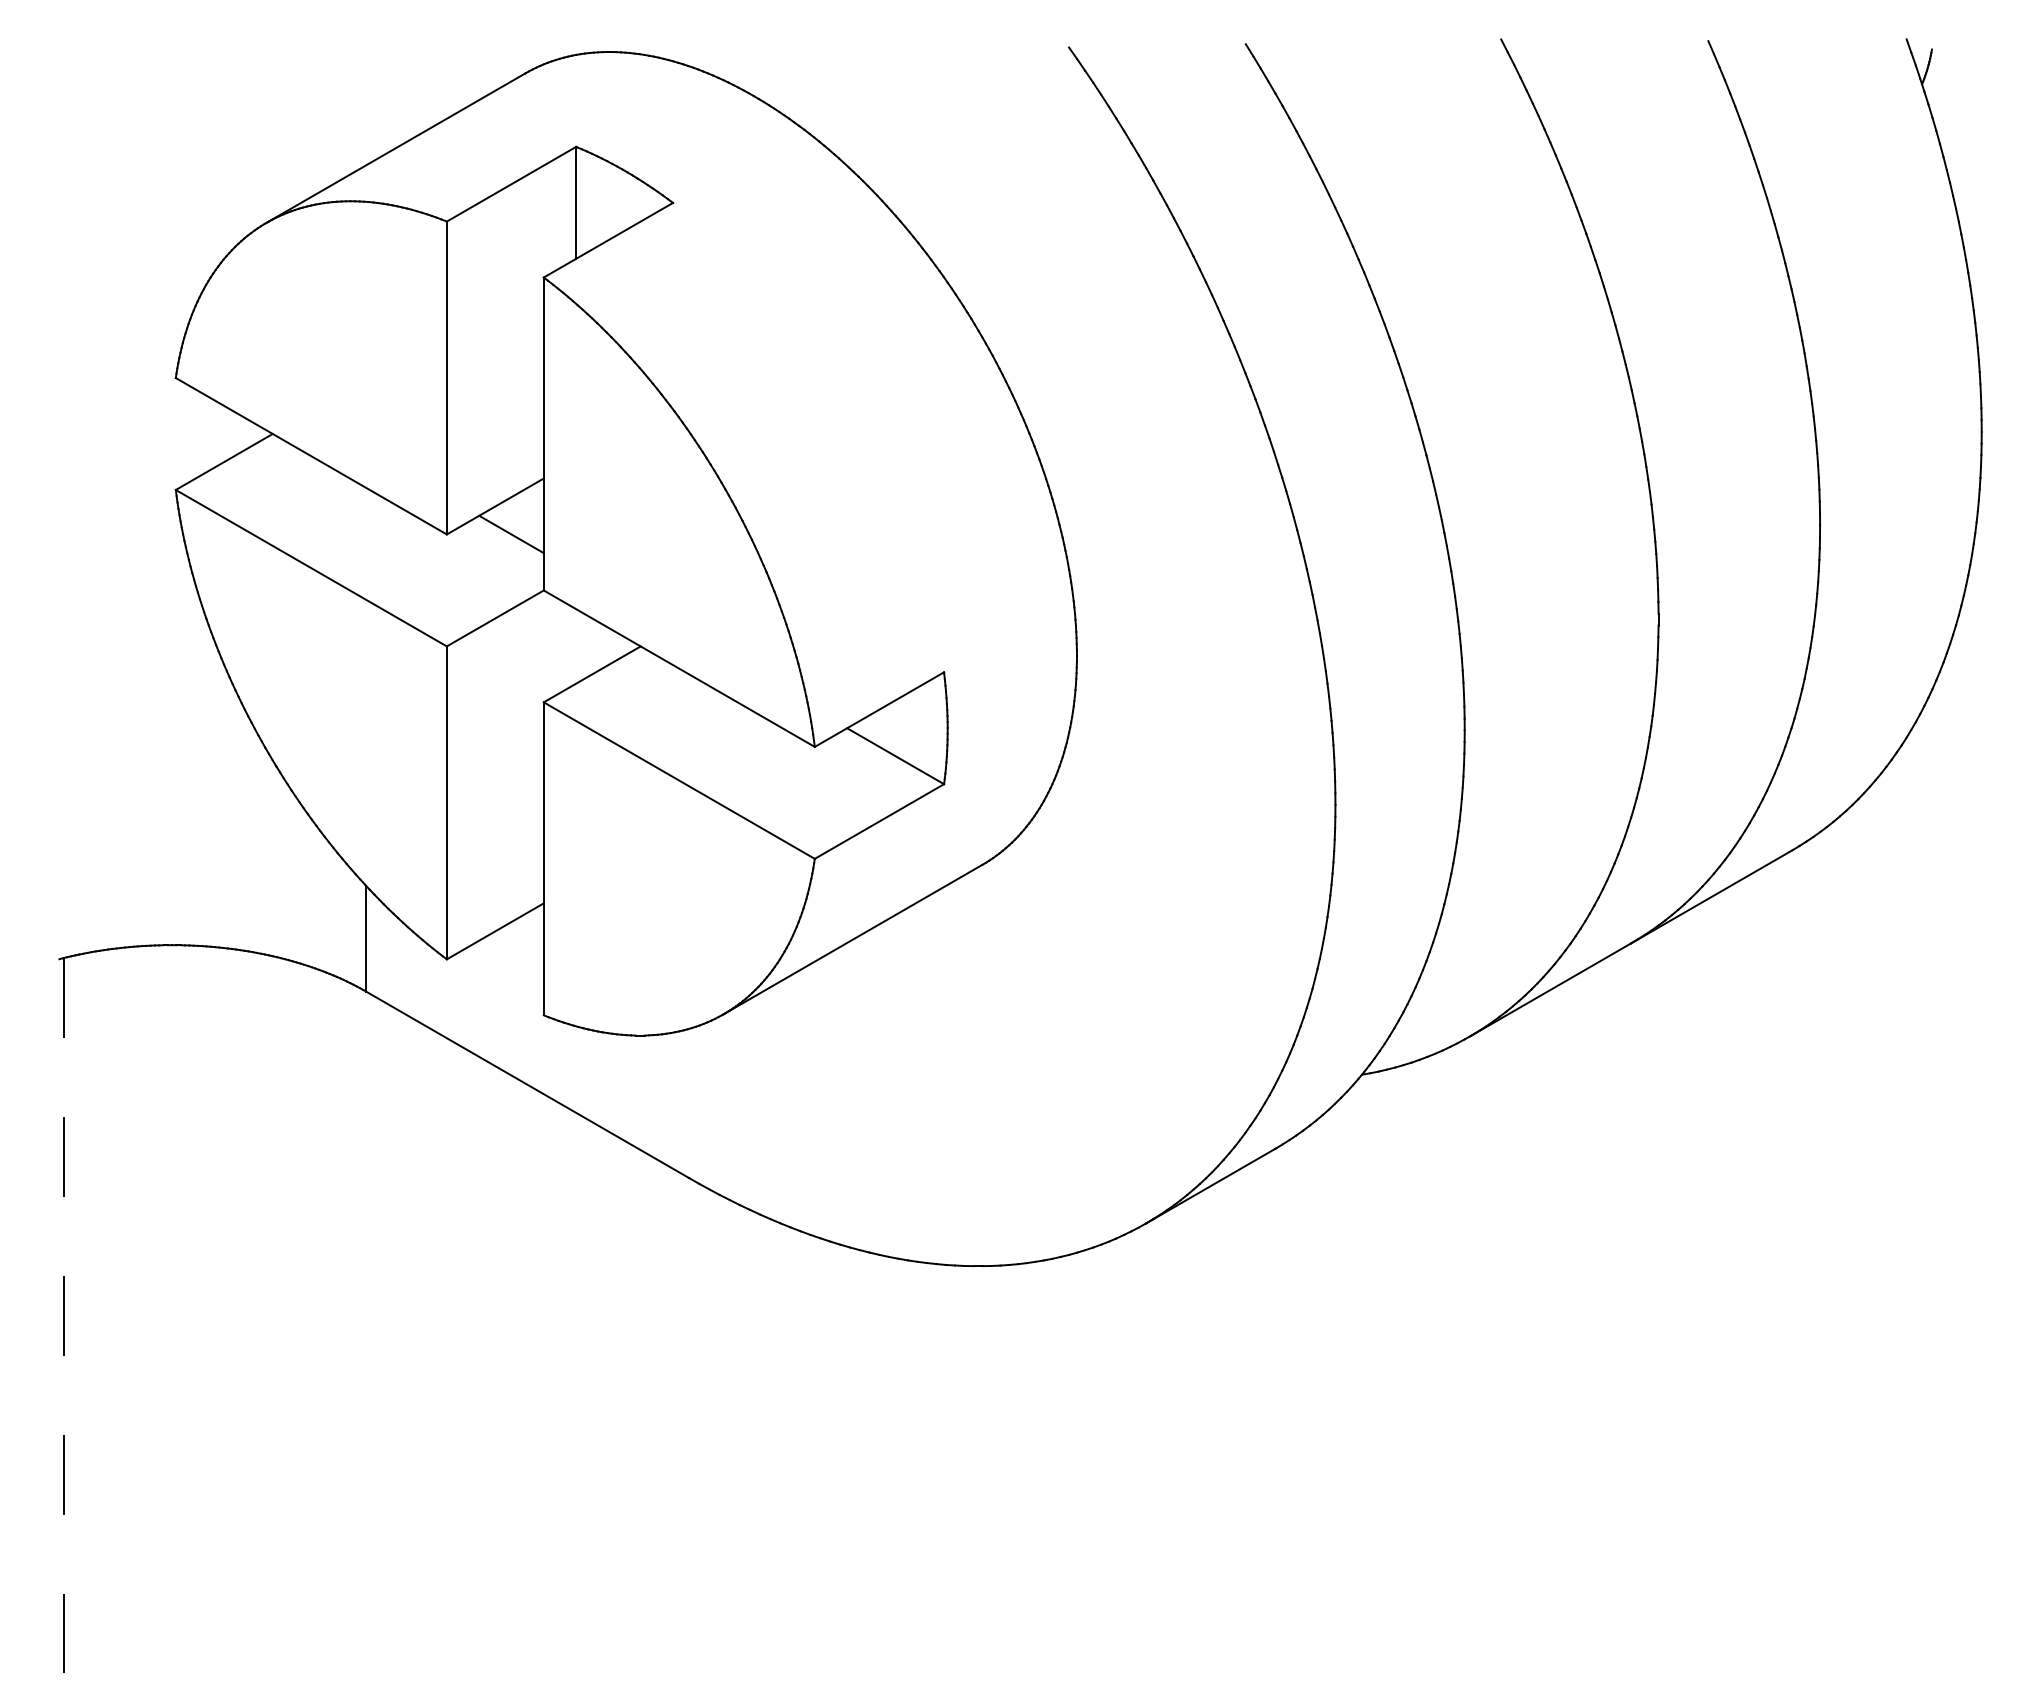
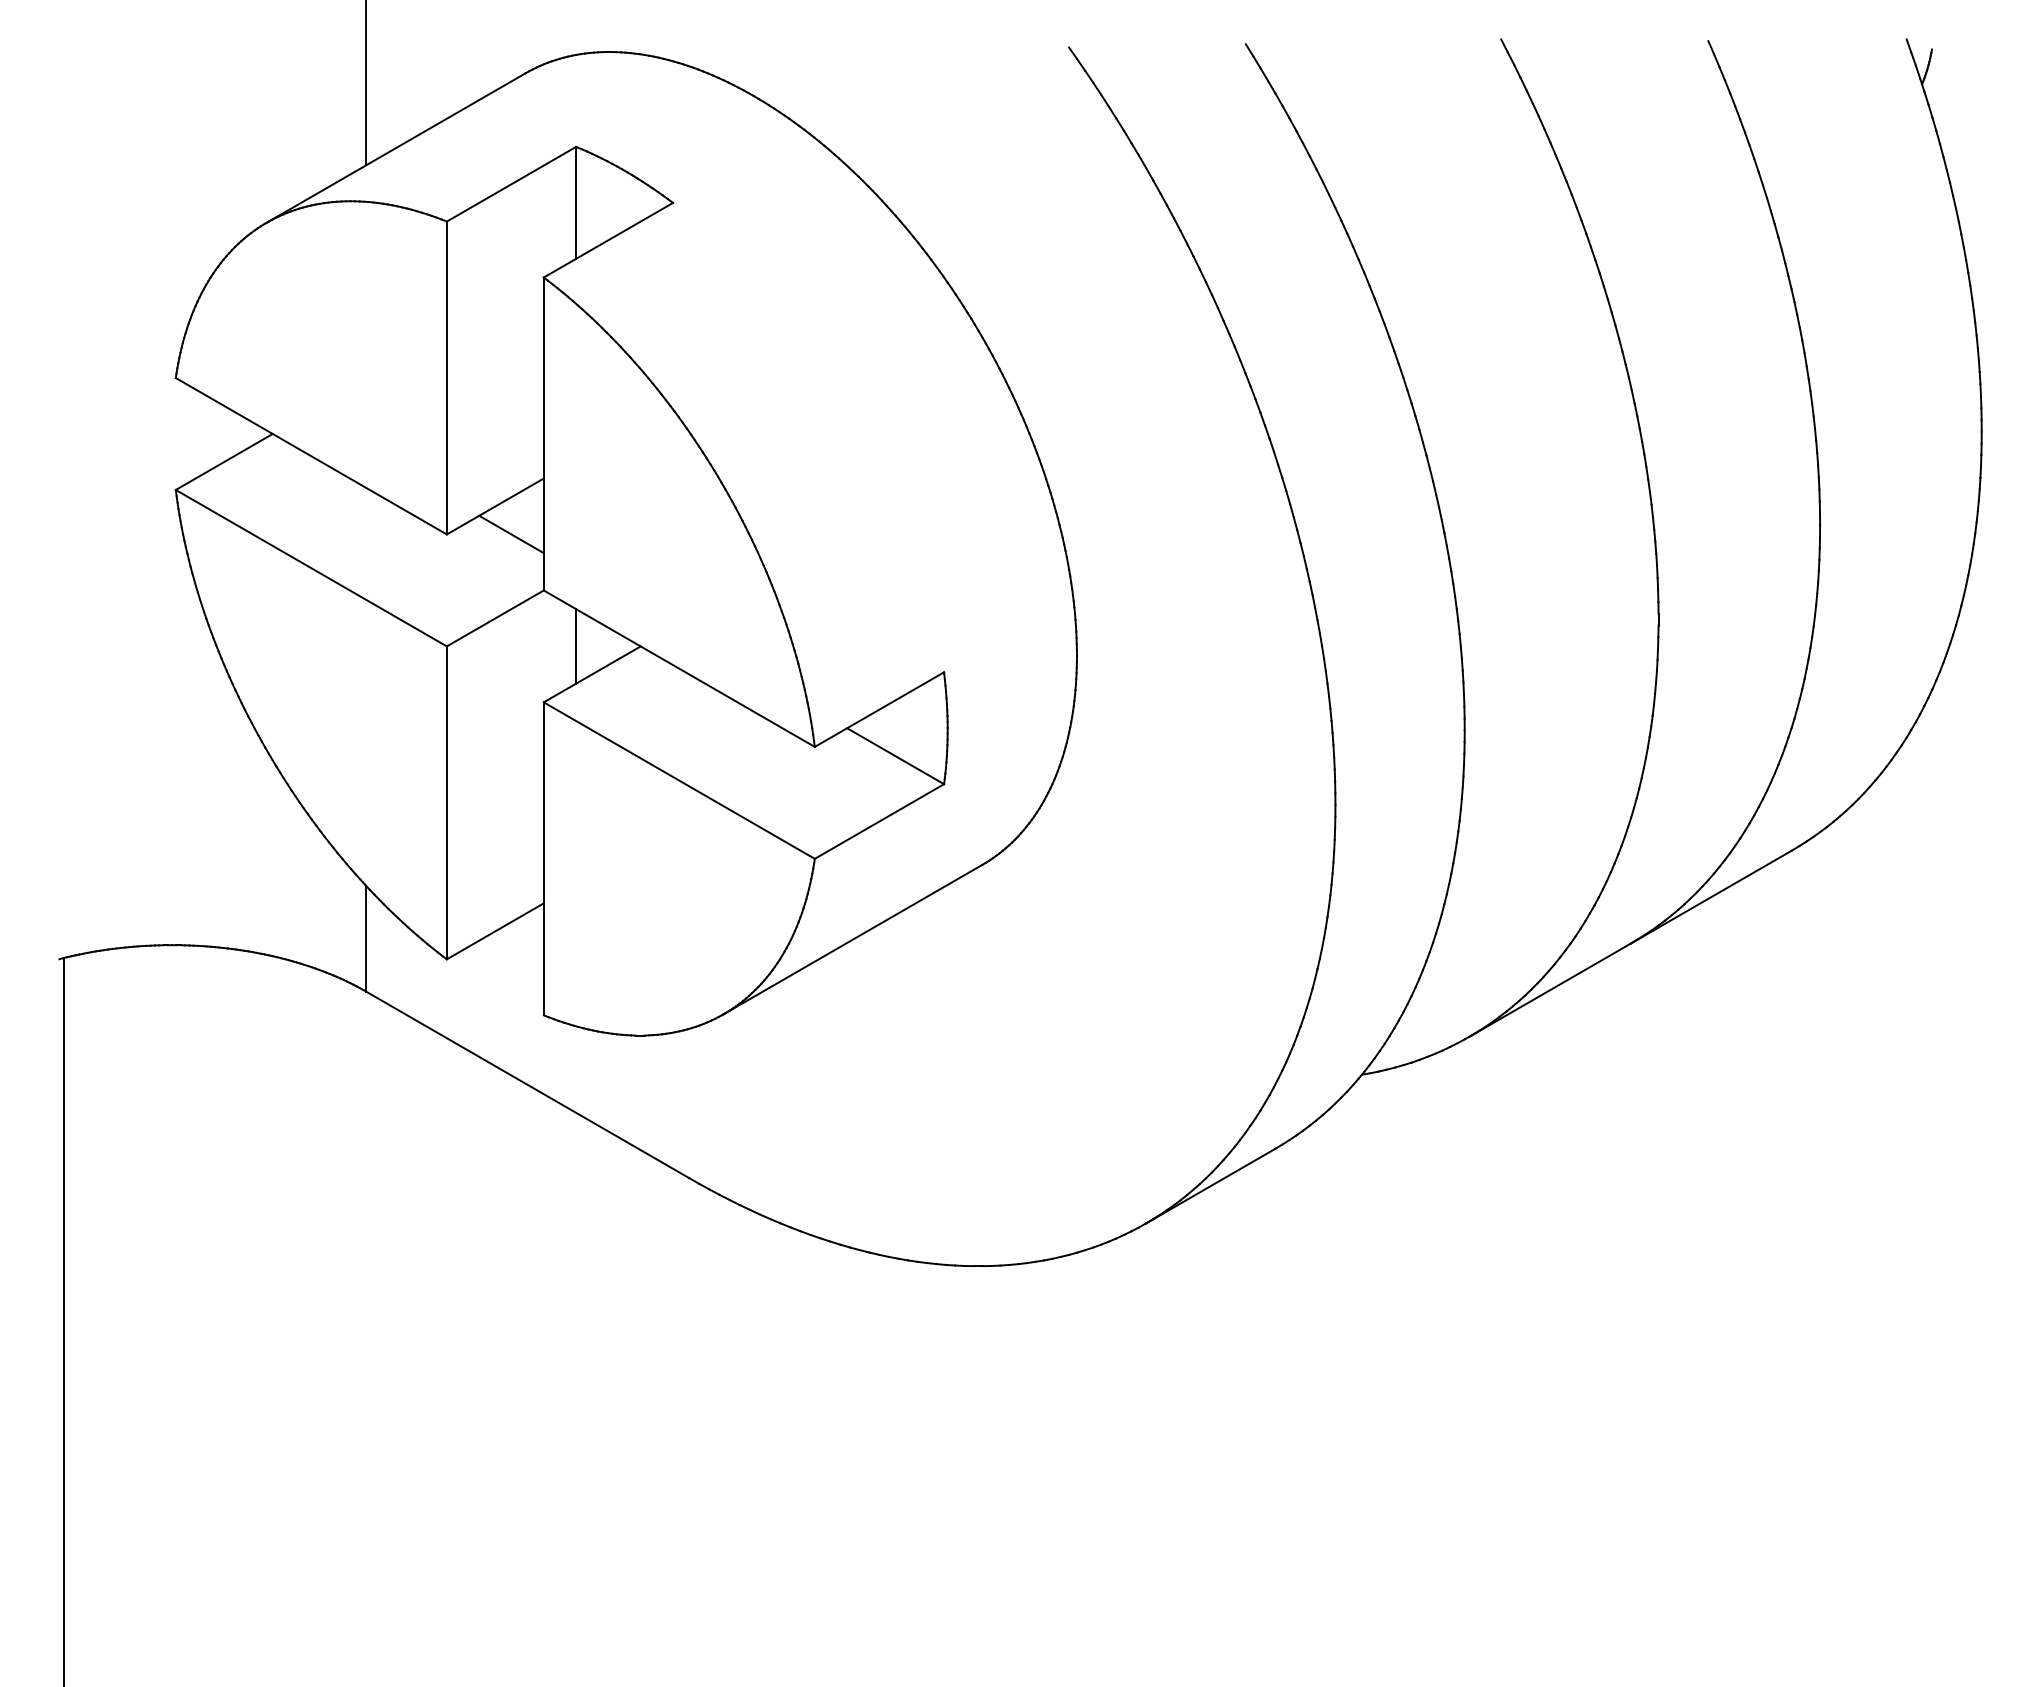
line: none -> present (366, 83)
line: none -> present (576, 646)
line: dashed -> solid (63, 1322)
